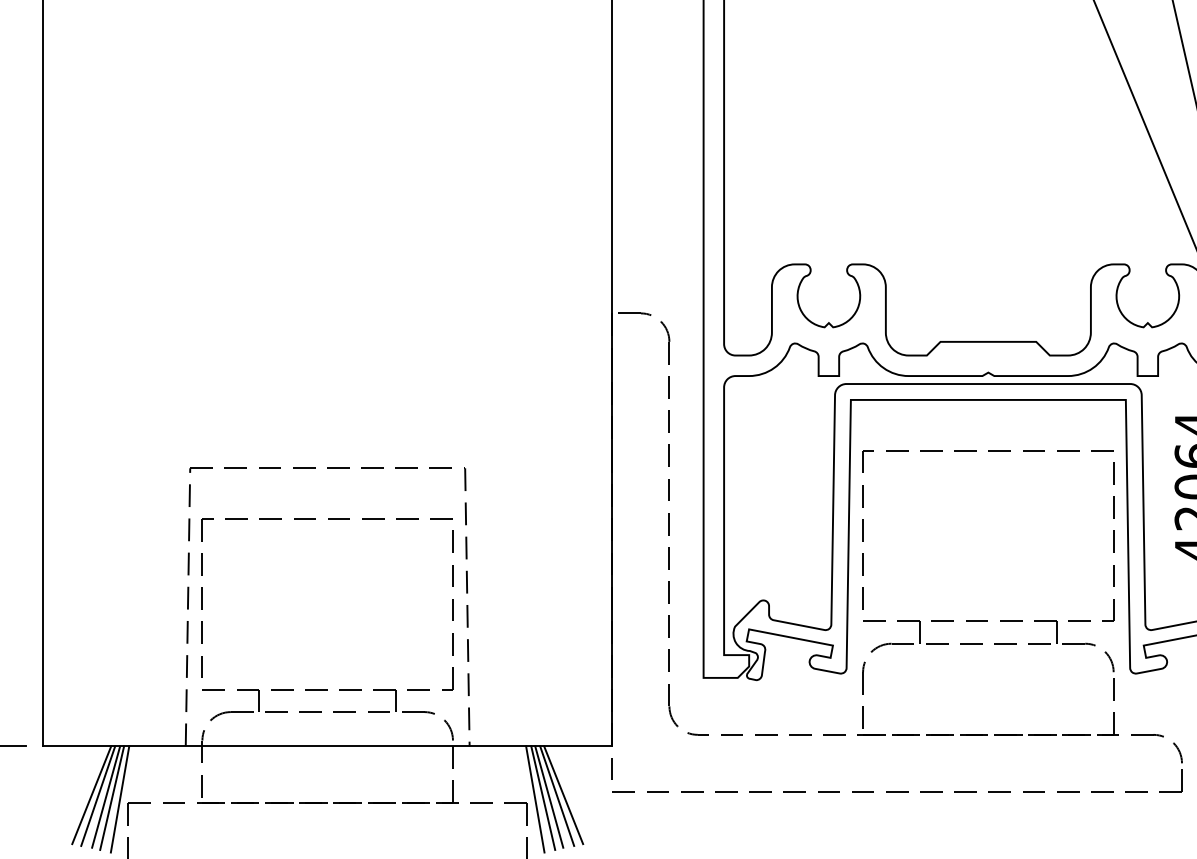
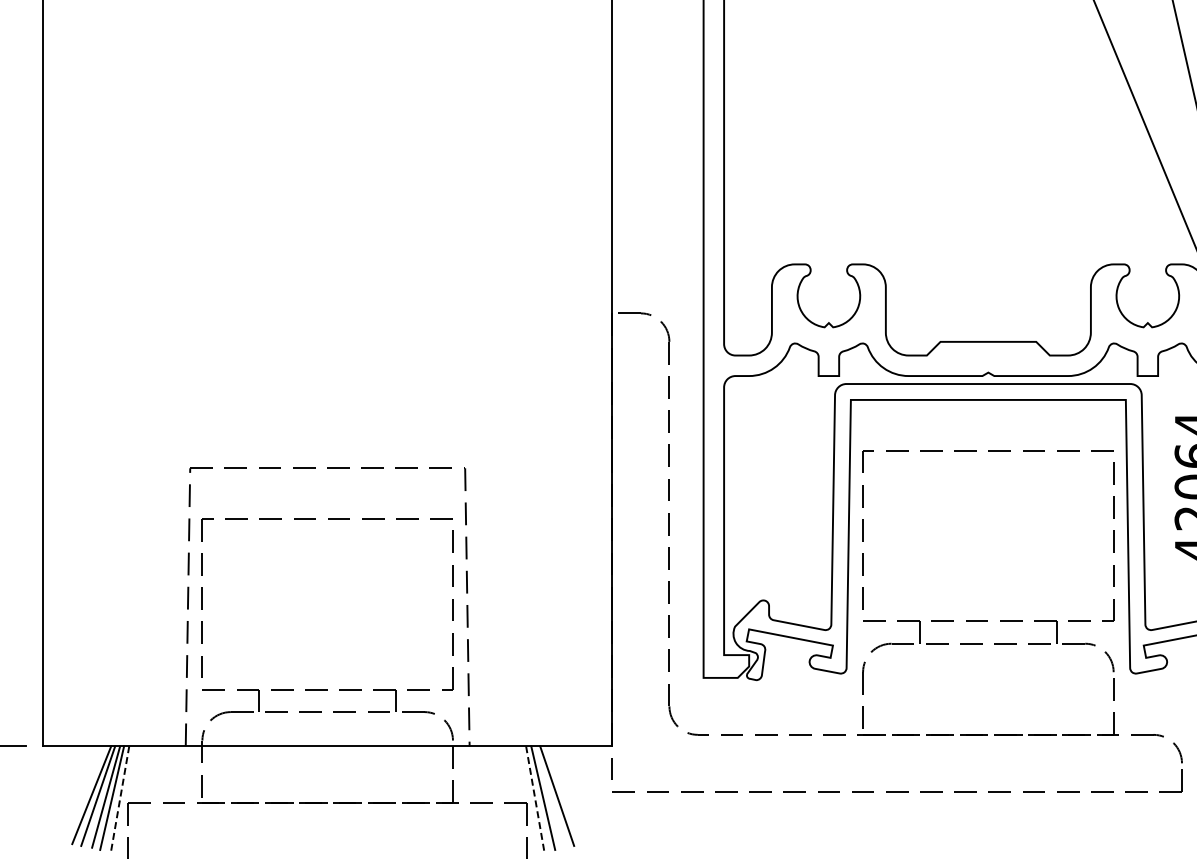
line: present -> none (563, 795)
line: present -> none (549, 796)
line: solid -> dashed (120, 799)
line: solid -> dashed (535, 799)
